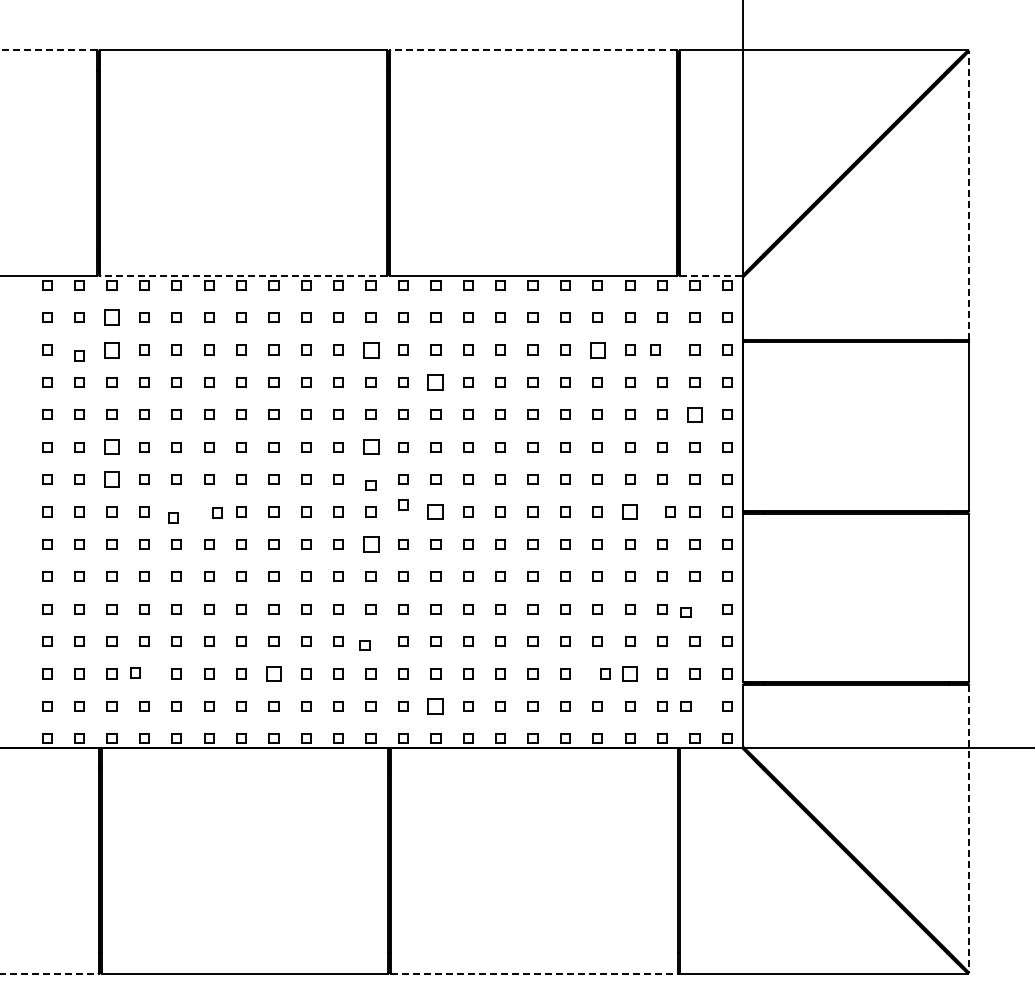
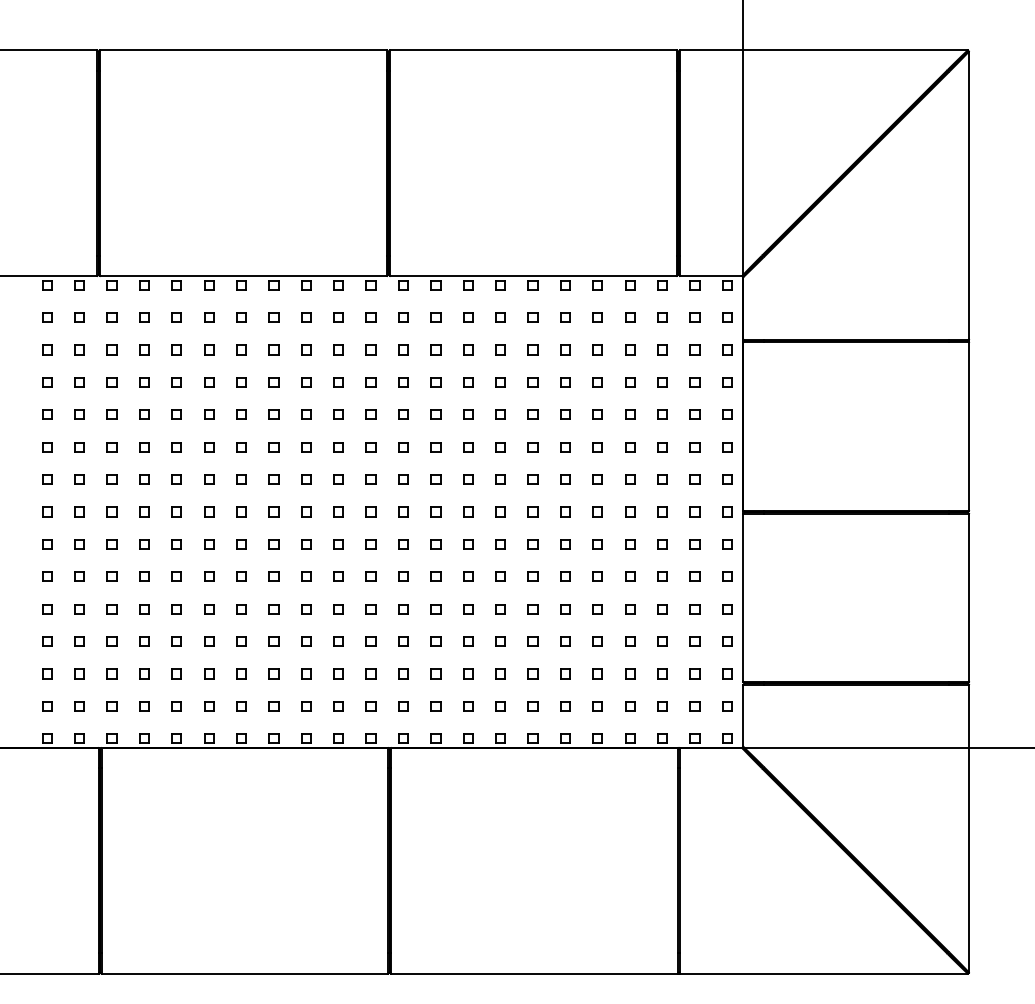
line: dashed -> solid (48, 50)
line: dashed -> solid (533, 50)
line: dashed -> solid (968, 195)
line: dashed -> solid (243, 275)
line: dashed -> solid (711, 275)
part size: 16x17 px -> 12x11 px (111, 317)
part position: (655, 349) -> (662, 349) (662, 349)
part size: 16x17 px -> 12x12 px (111, 349)
part size: 17x17 px -> 12x12 px (370, 349)
part size: 16x17 px -> 11x12 px (597, 349)
part position: (79, 355) -> (79, 349) (79, 349)
part size: 17x17 px -> 12x11 px (435, 382)
part size: 16x16 px -> 12x11 px (694, 414)
part size: 16x16 px -> 12x11 px (111, 447)
part size: 17x16 px -> 12x11 px (370, 447)
part size: 16x17 px -> 12x11 px (111, 479)
part position: (370, 485) -> (370, 479) (370, 479)
part position: (403, 504) -> (403, 511) (403, 511)
part size: 17x16 px -> 12x12 px (435, 511)
part size: 16x16 px -> 11x12 px (630, 511)
part position: (670, 511) -> (662, 511) (662, 511)
part position: (217, 512) -> (209, 511) (209, 511)
part position: (173, 517) -> (176, 511) (176, 511)
part size: 17x17 px -> 12x11 px (370, 544)
part position: (685, 612) -> (694, 609) (694, 609)
part position: (364, 645) -> (370, 641) (370, 641)
part position: (135, 672) -> (144, 673) (144, 673)
part size: 16x16 px -> 12x12 px (273, 673)
part position: (605, 673) -> (597, 673) (597, 673)
part size: 16x16 px -> 11x12 px (630, 673)
part size: 17x17 px -> 12x11 px (435, 706)
part position: (685, 706) -> (694, 706) (694, 706)
line: dashed -> solid (968, 829)
line: dashed -> solid (49, 973)
line: dashed -> solid (535, 973)
